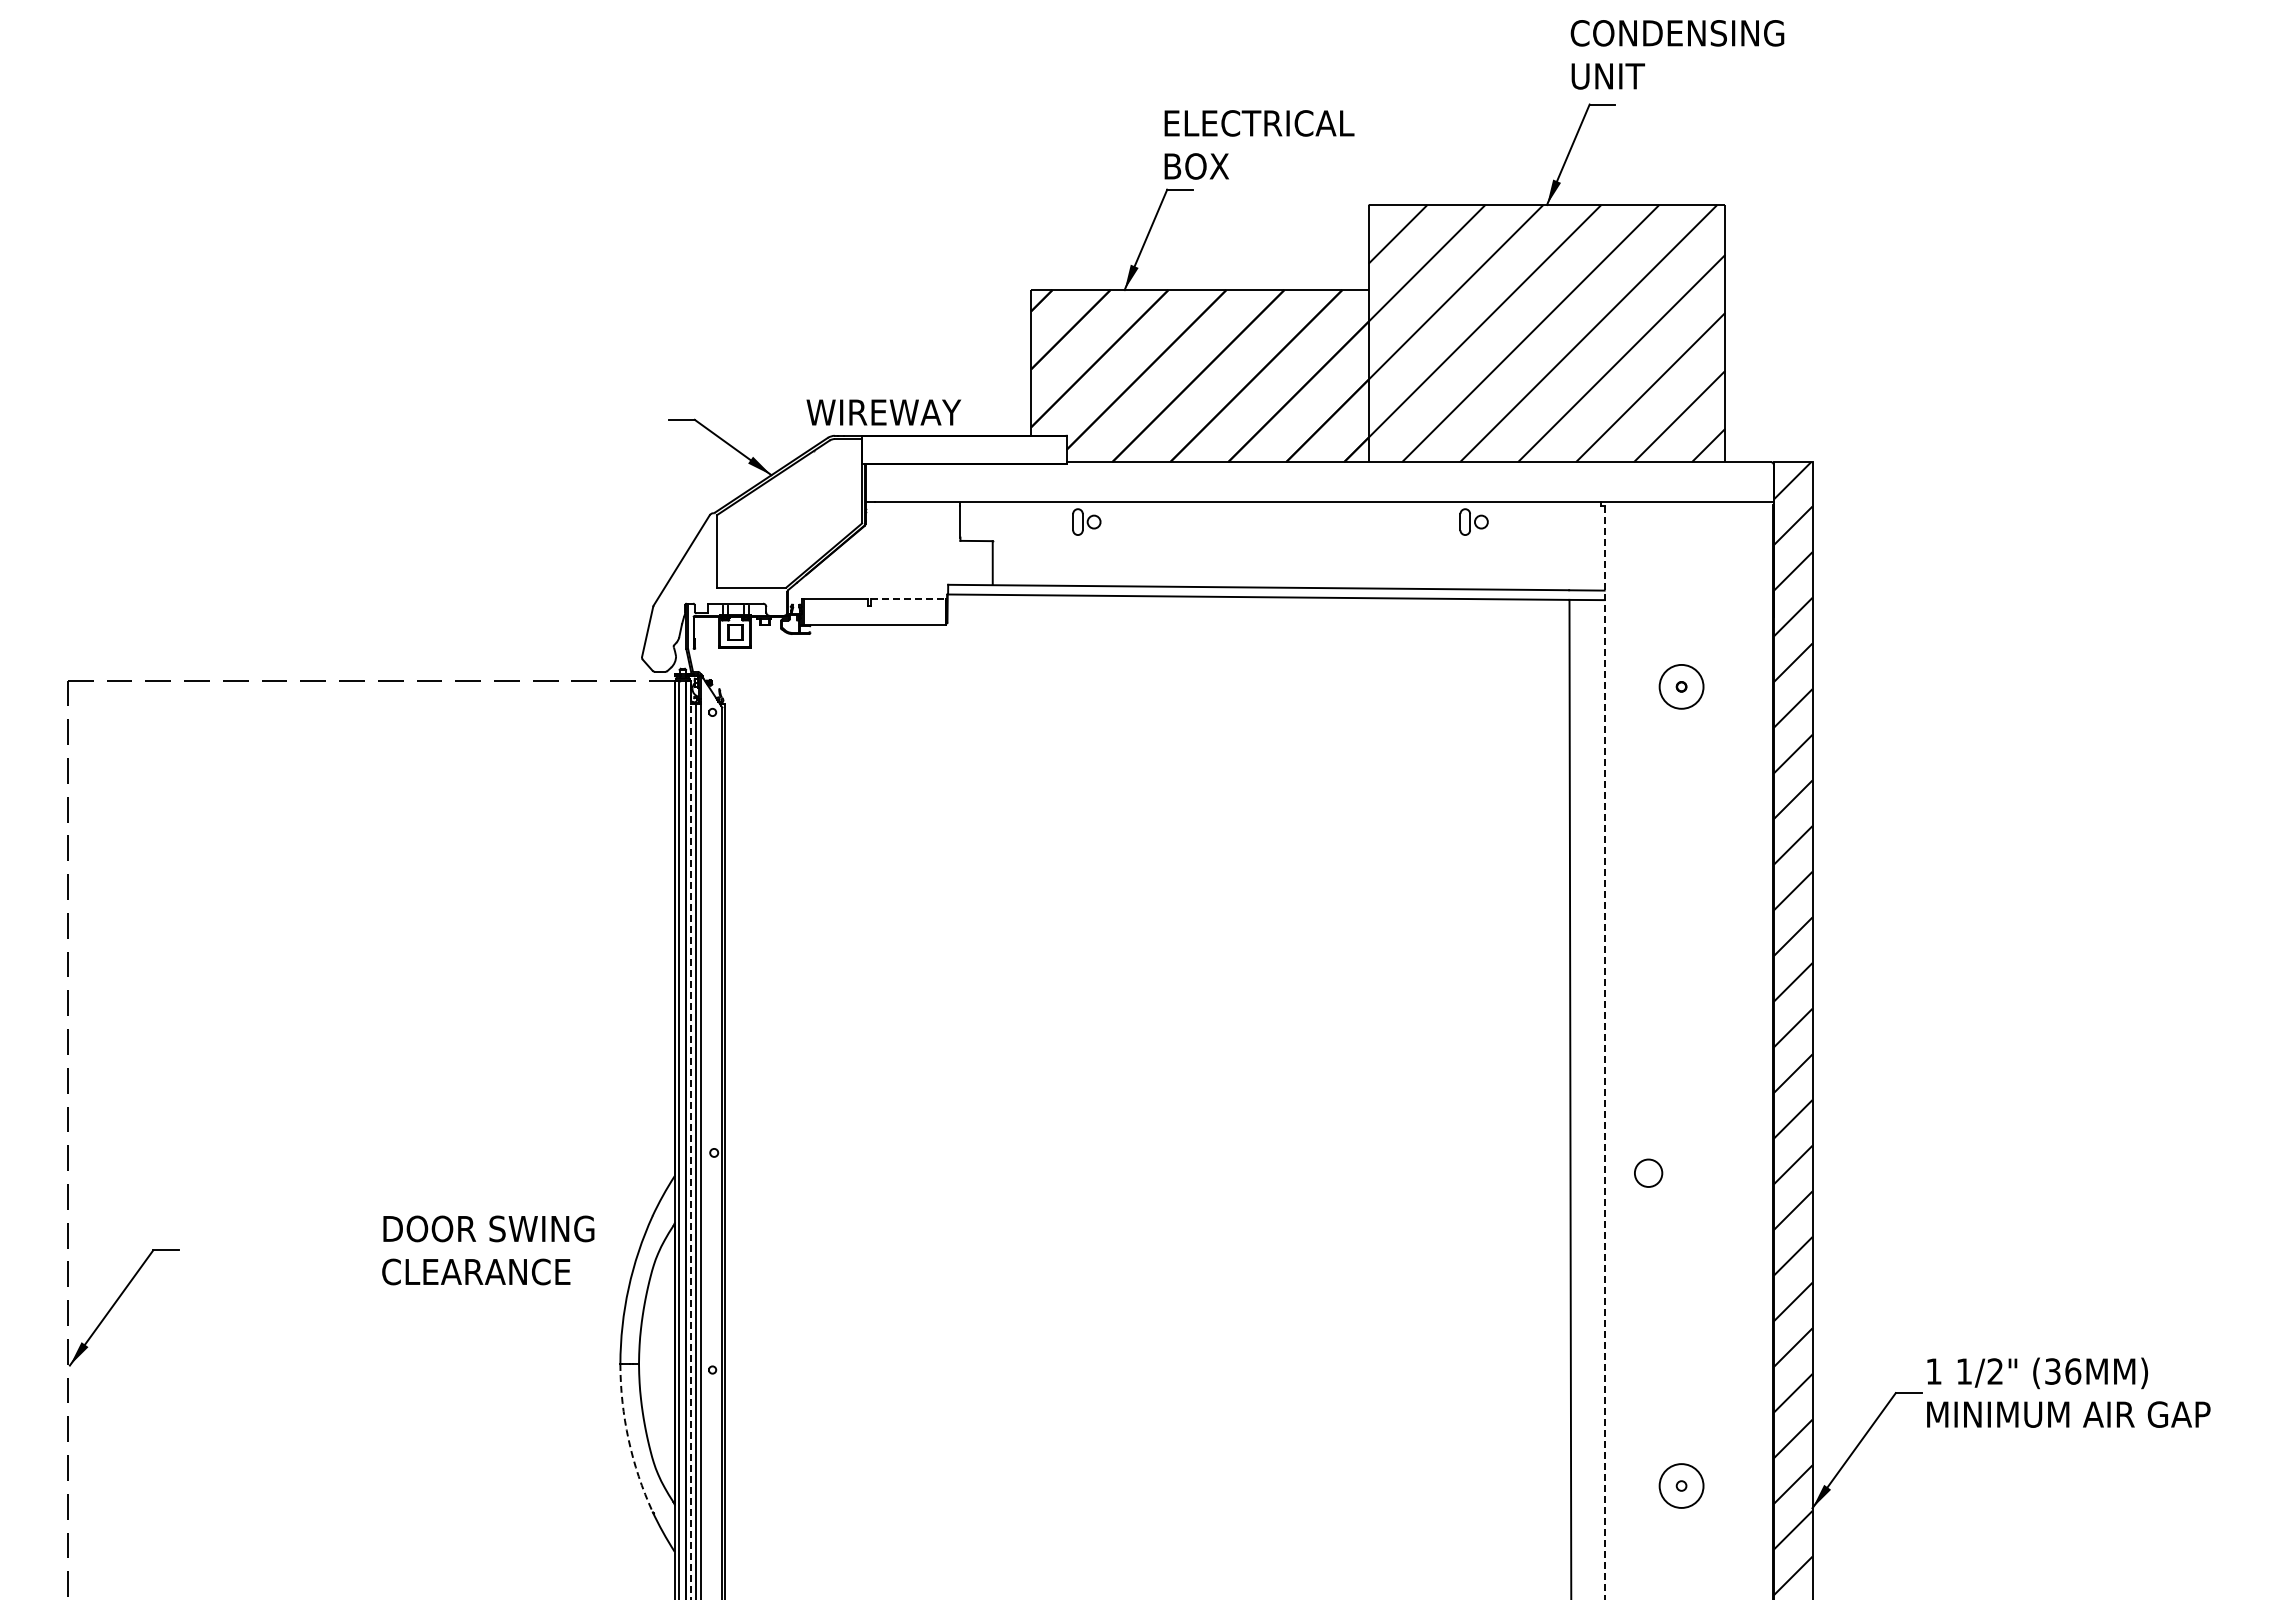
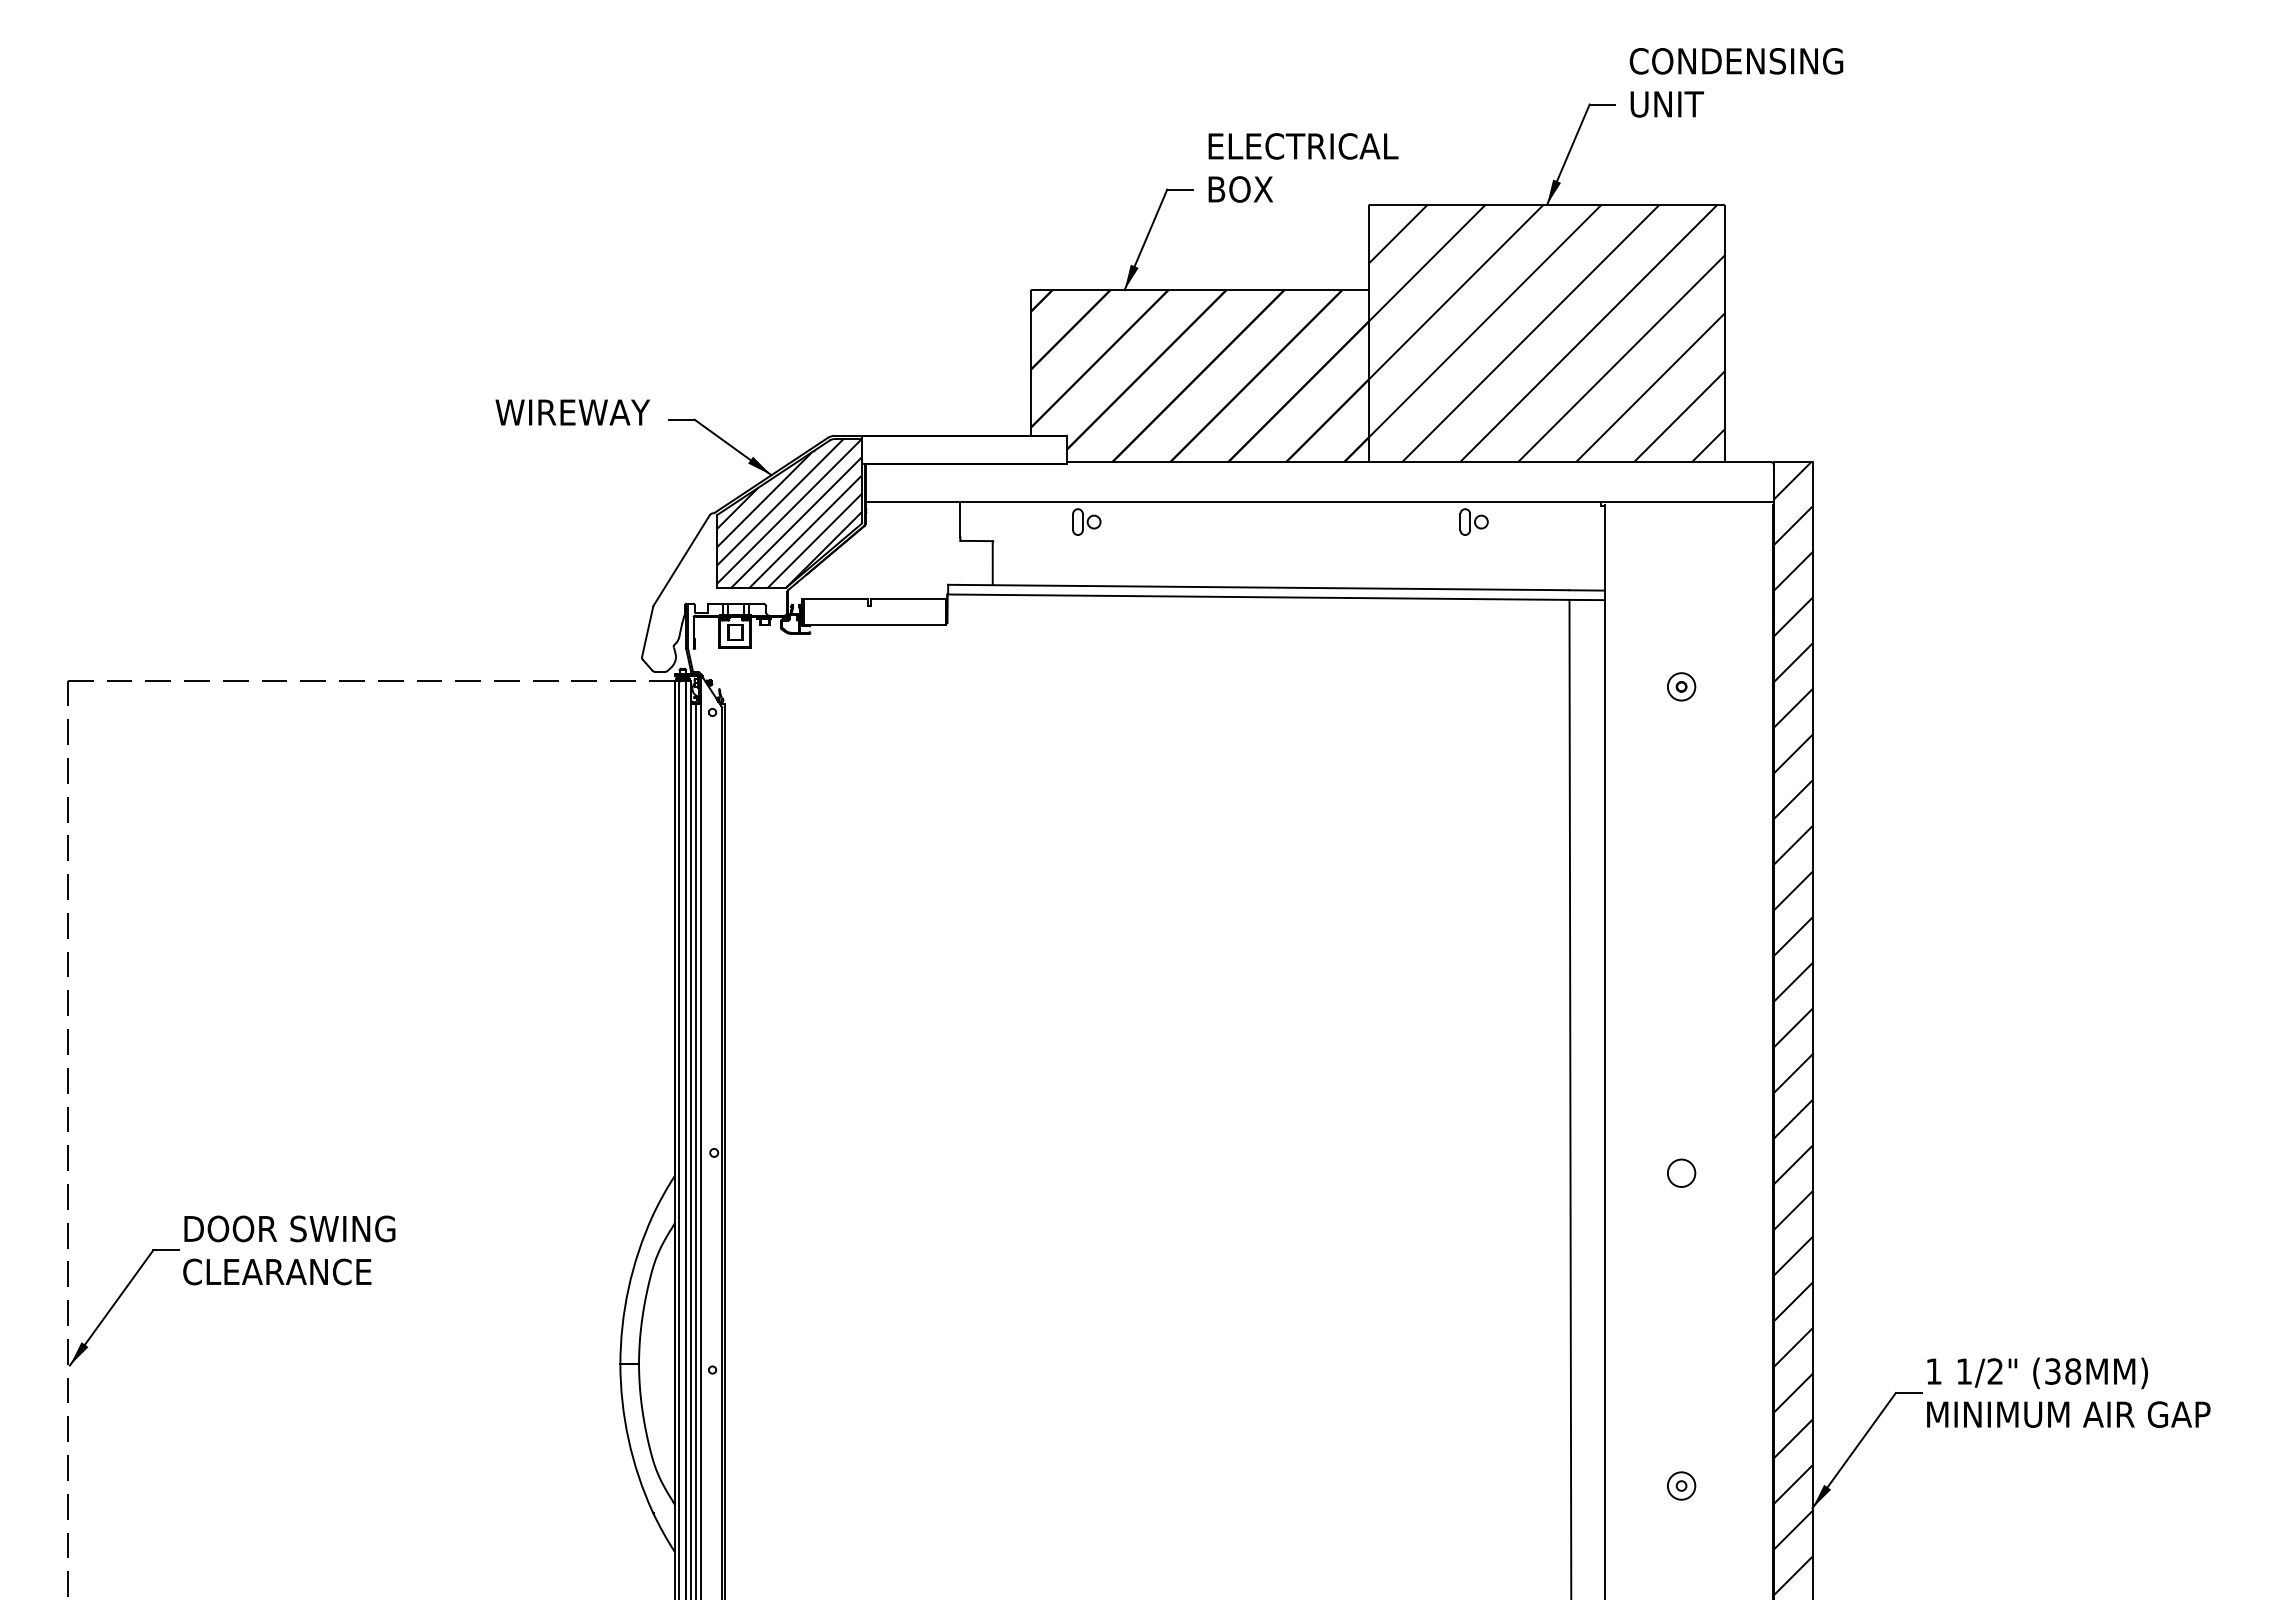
text position: (1677, 54) -> (1736, 82) (1736, 82)
text position: (1259, 144) -> (1303, 167) (1303, 167)
text position: (883, 412) -> (572, 412) (572, 412)
hatch: none -> present (789, 513)
line: dashed -> solid (909, 599)
circle diameter: 44 px -> 27 px (1681, 686)
line: dashed -> solid (1604, 1051)
line: dashed -> solid (690, 1140)
circle position: (1648, 1172) -> (1681, 1172) (1681, 1172)
text position: (488, 1250) -> (289, 1250) (289, 1250)
text: (36MM) -> (38MM) (2073, 1371)
arc: dashed -> solid (628, 1439)
circle diameter: 44 px -> 27 px (1681, 1485)
